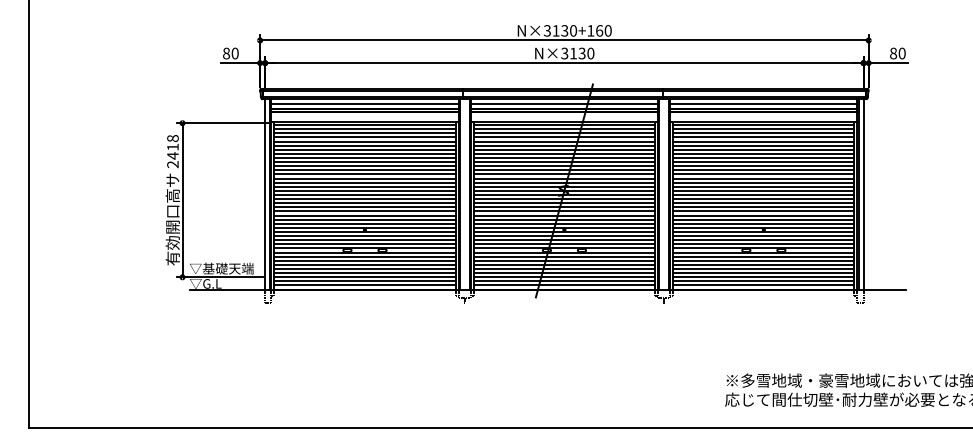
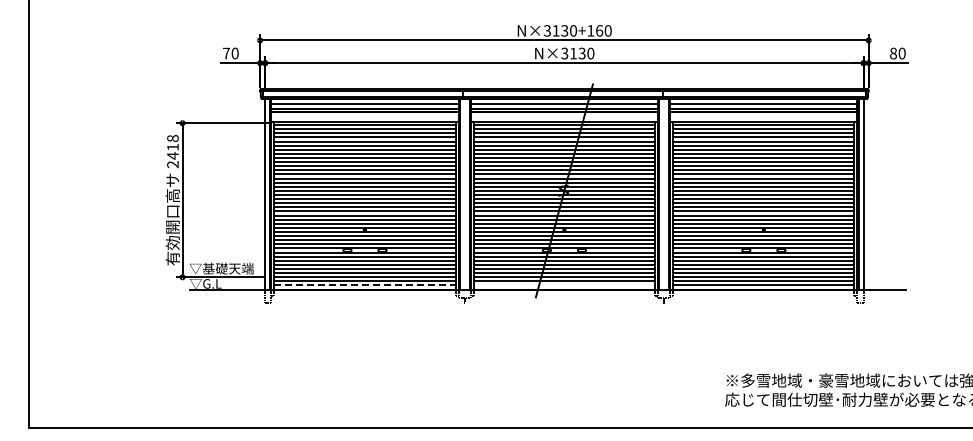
text: 80 -> 70 (226, 53)
line: solid -> dashed (364, 285)
line: present -> none (563, 285)
